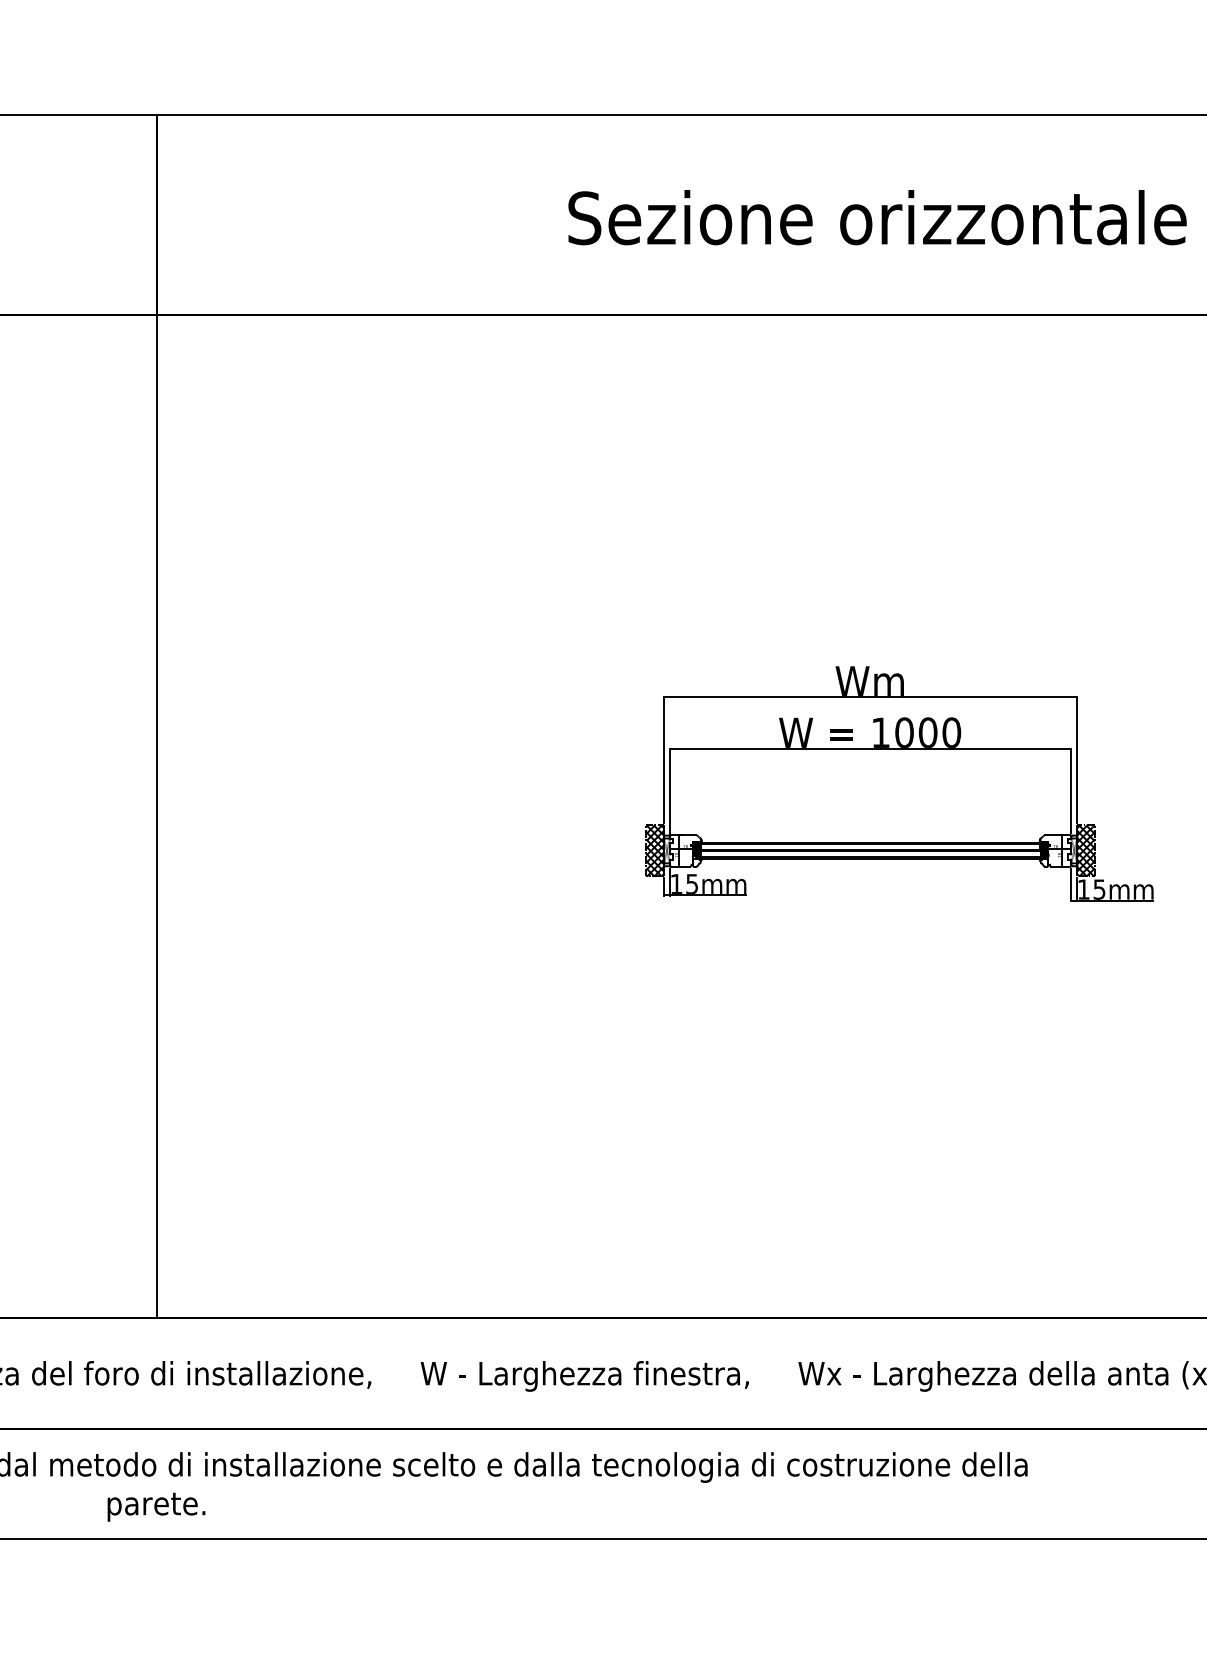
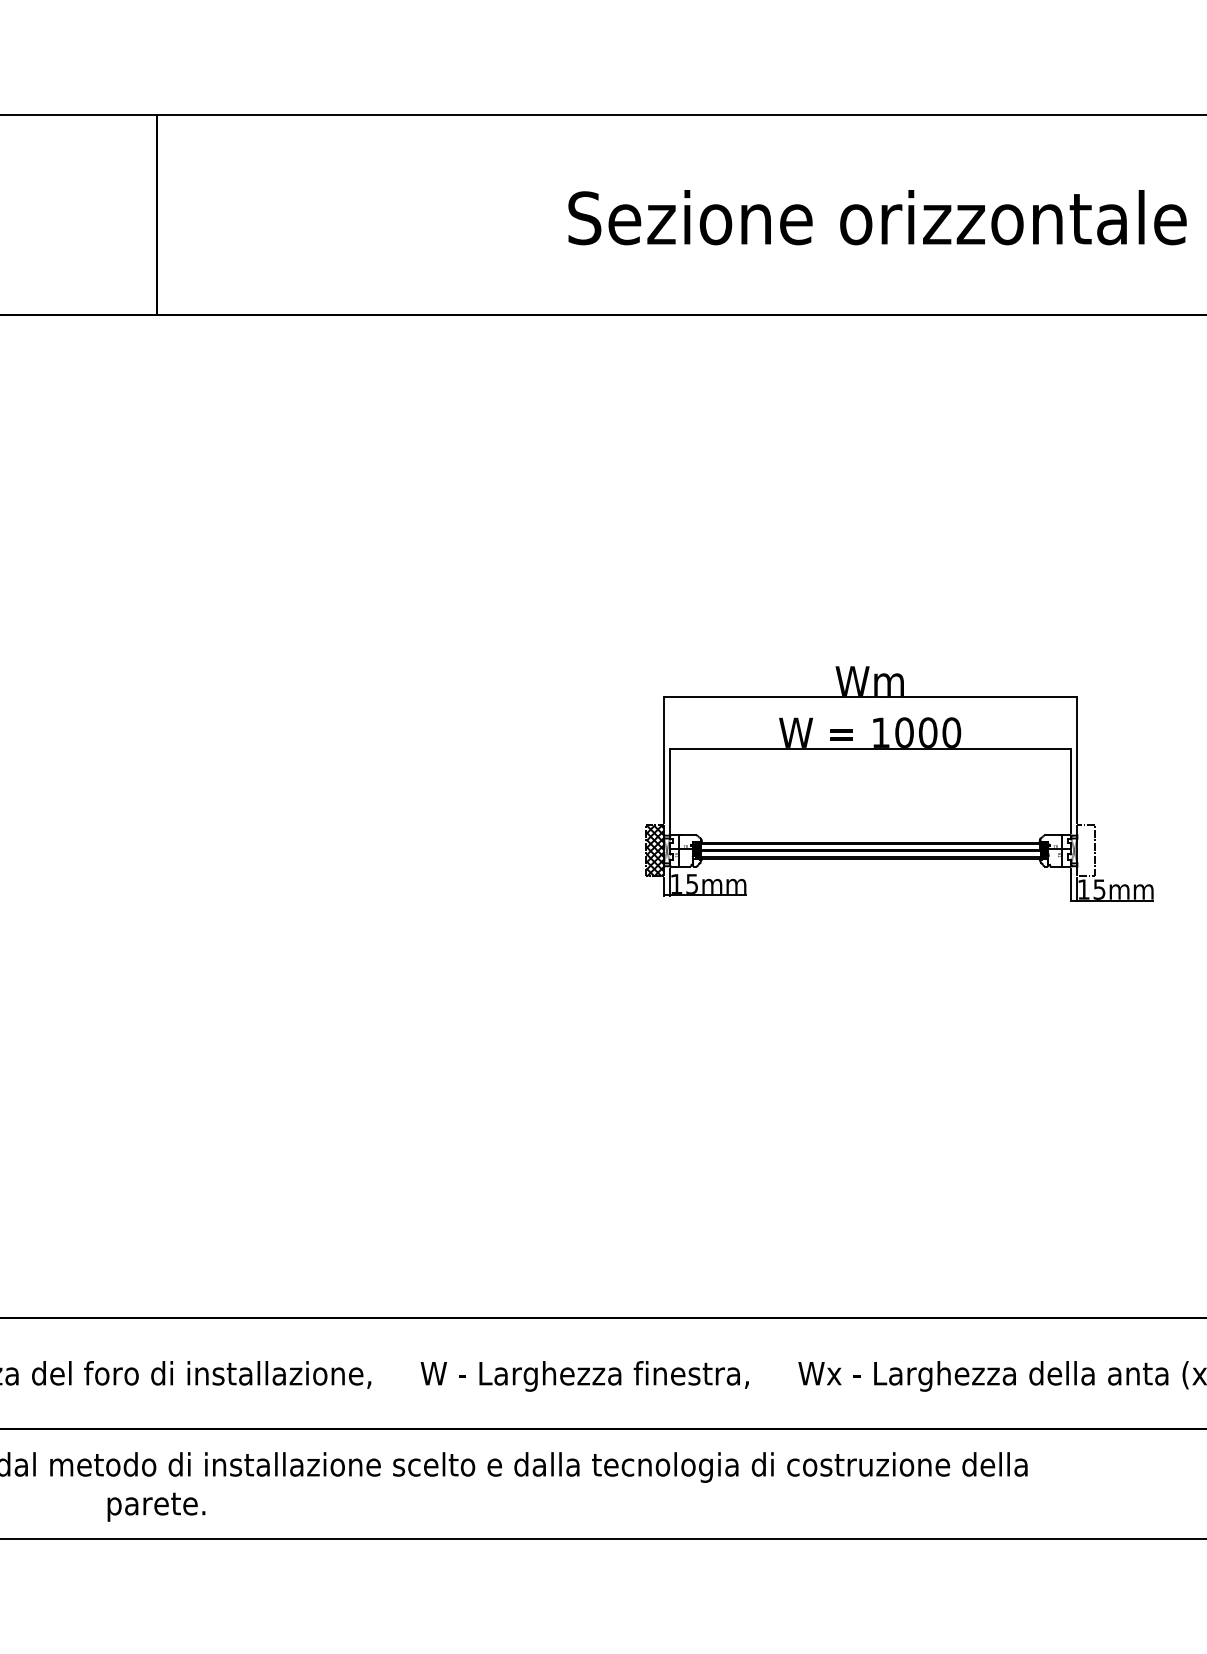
line: present -> none (156, 816)
hatch: present -> none (1085, 850)
